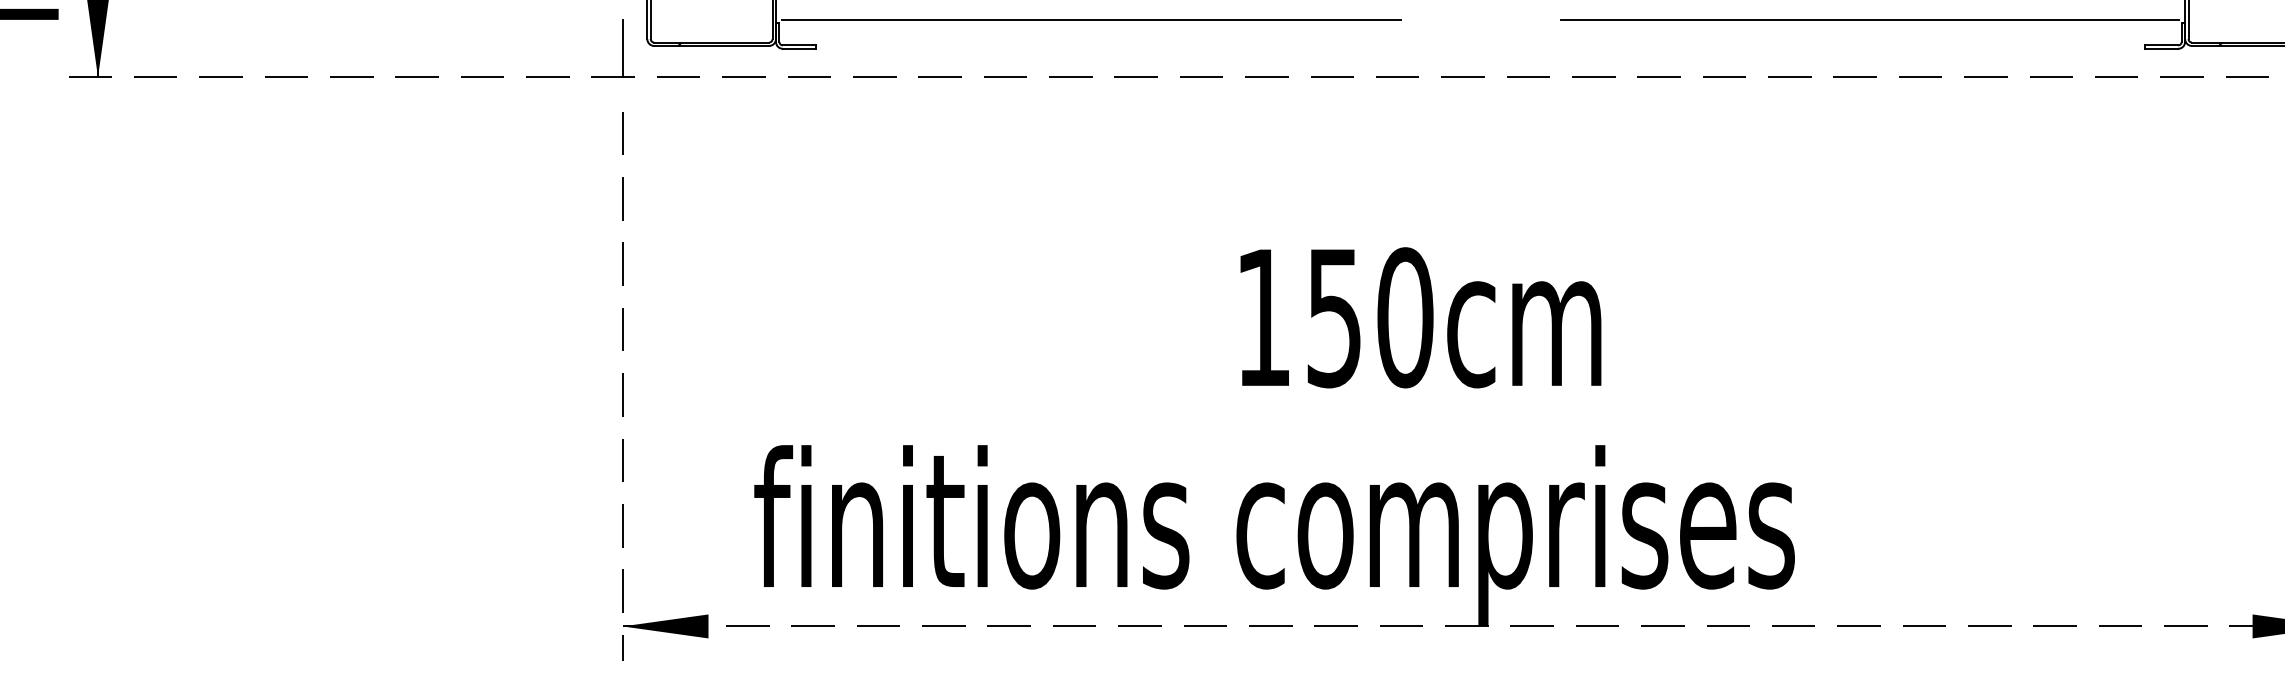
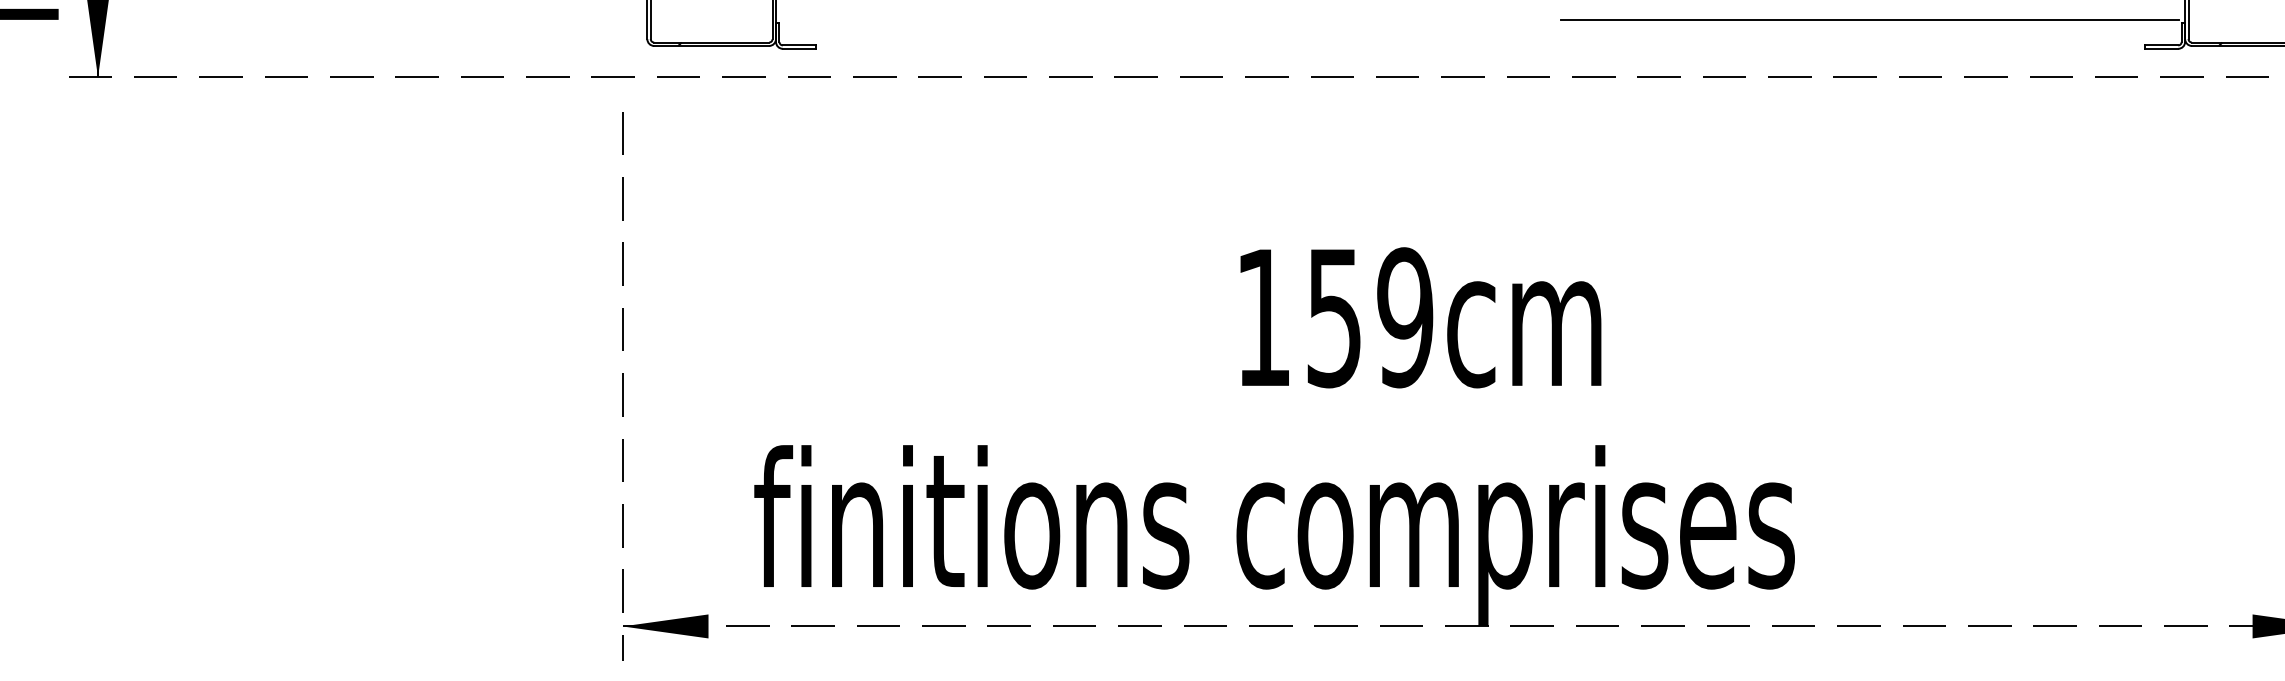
line: present -> none (1090, 20)
line: present -> none (622, 48)
text: 150cm -> 159cm (1405, 317)
